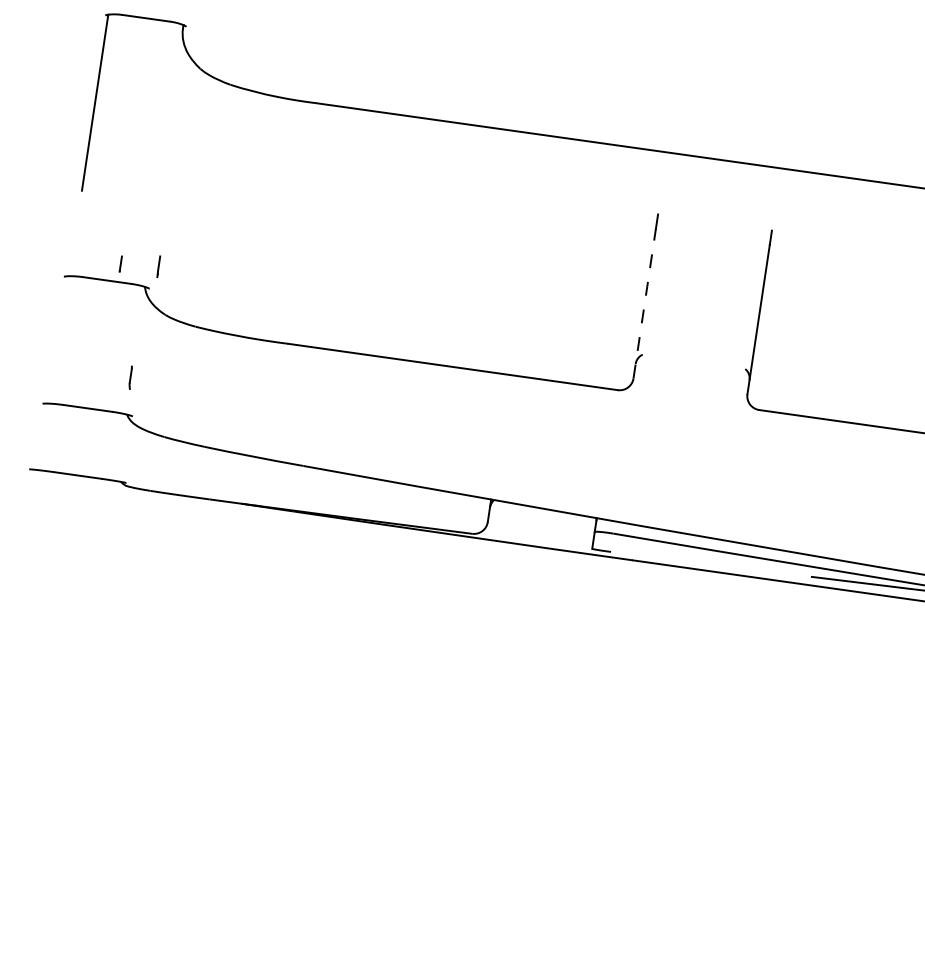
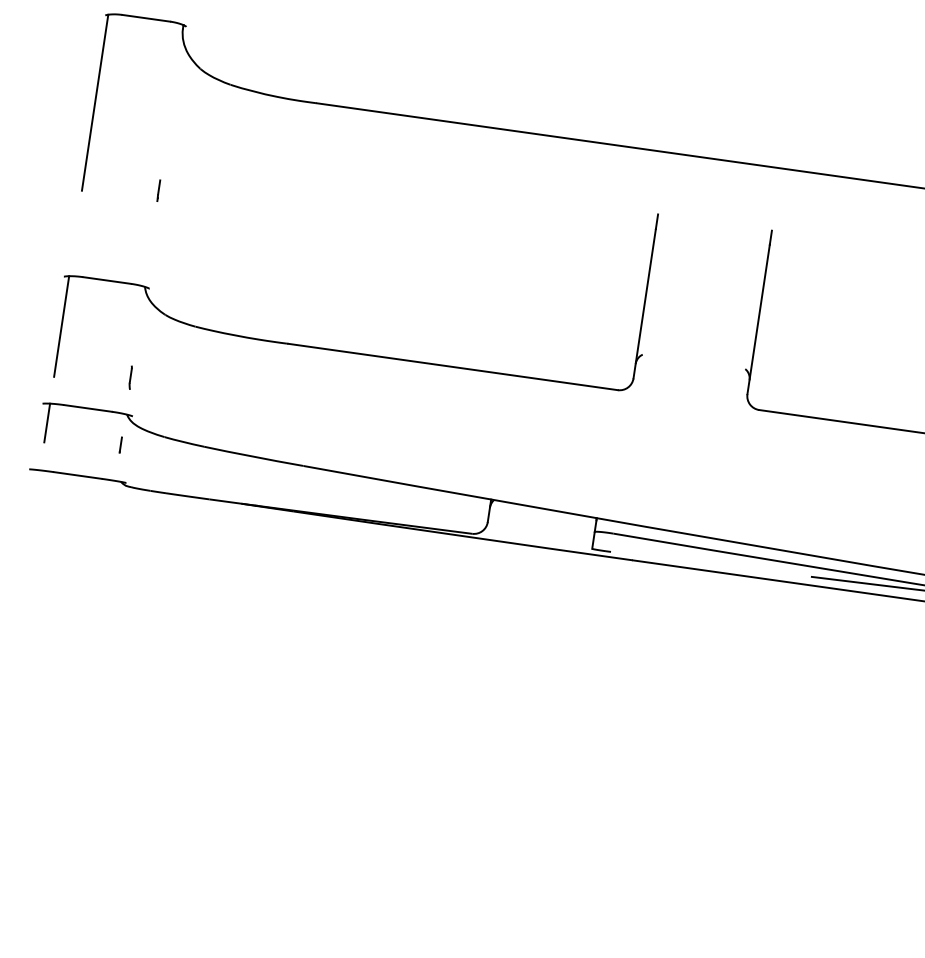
line position: (120, 263) -> (120, 444) (120, 444)
line position: (158, 266) -> (158, 190) (158, 190)
line: dashed -> solid (644, 303)
line: none -> present (61, 326)
line: none -> present (47, 422)
